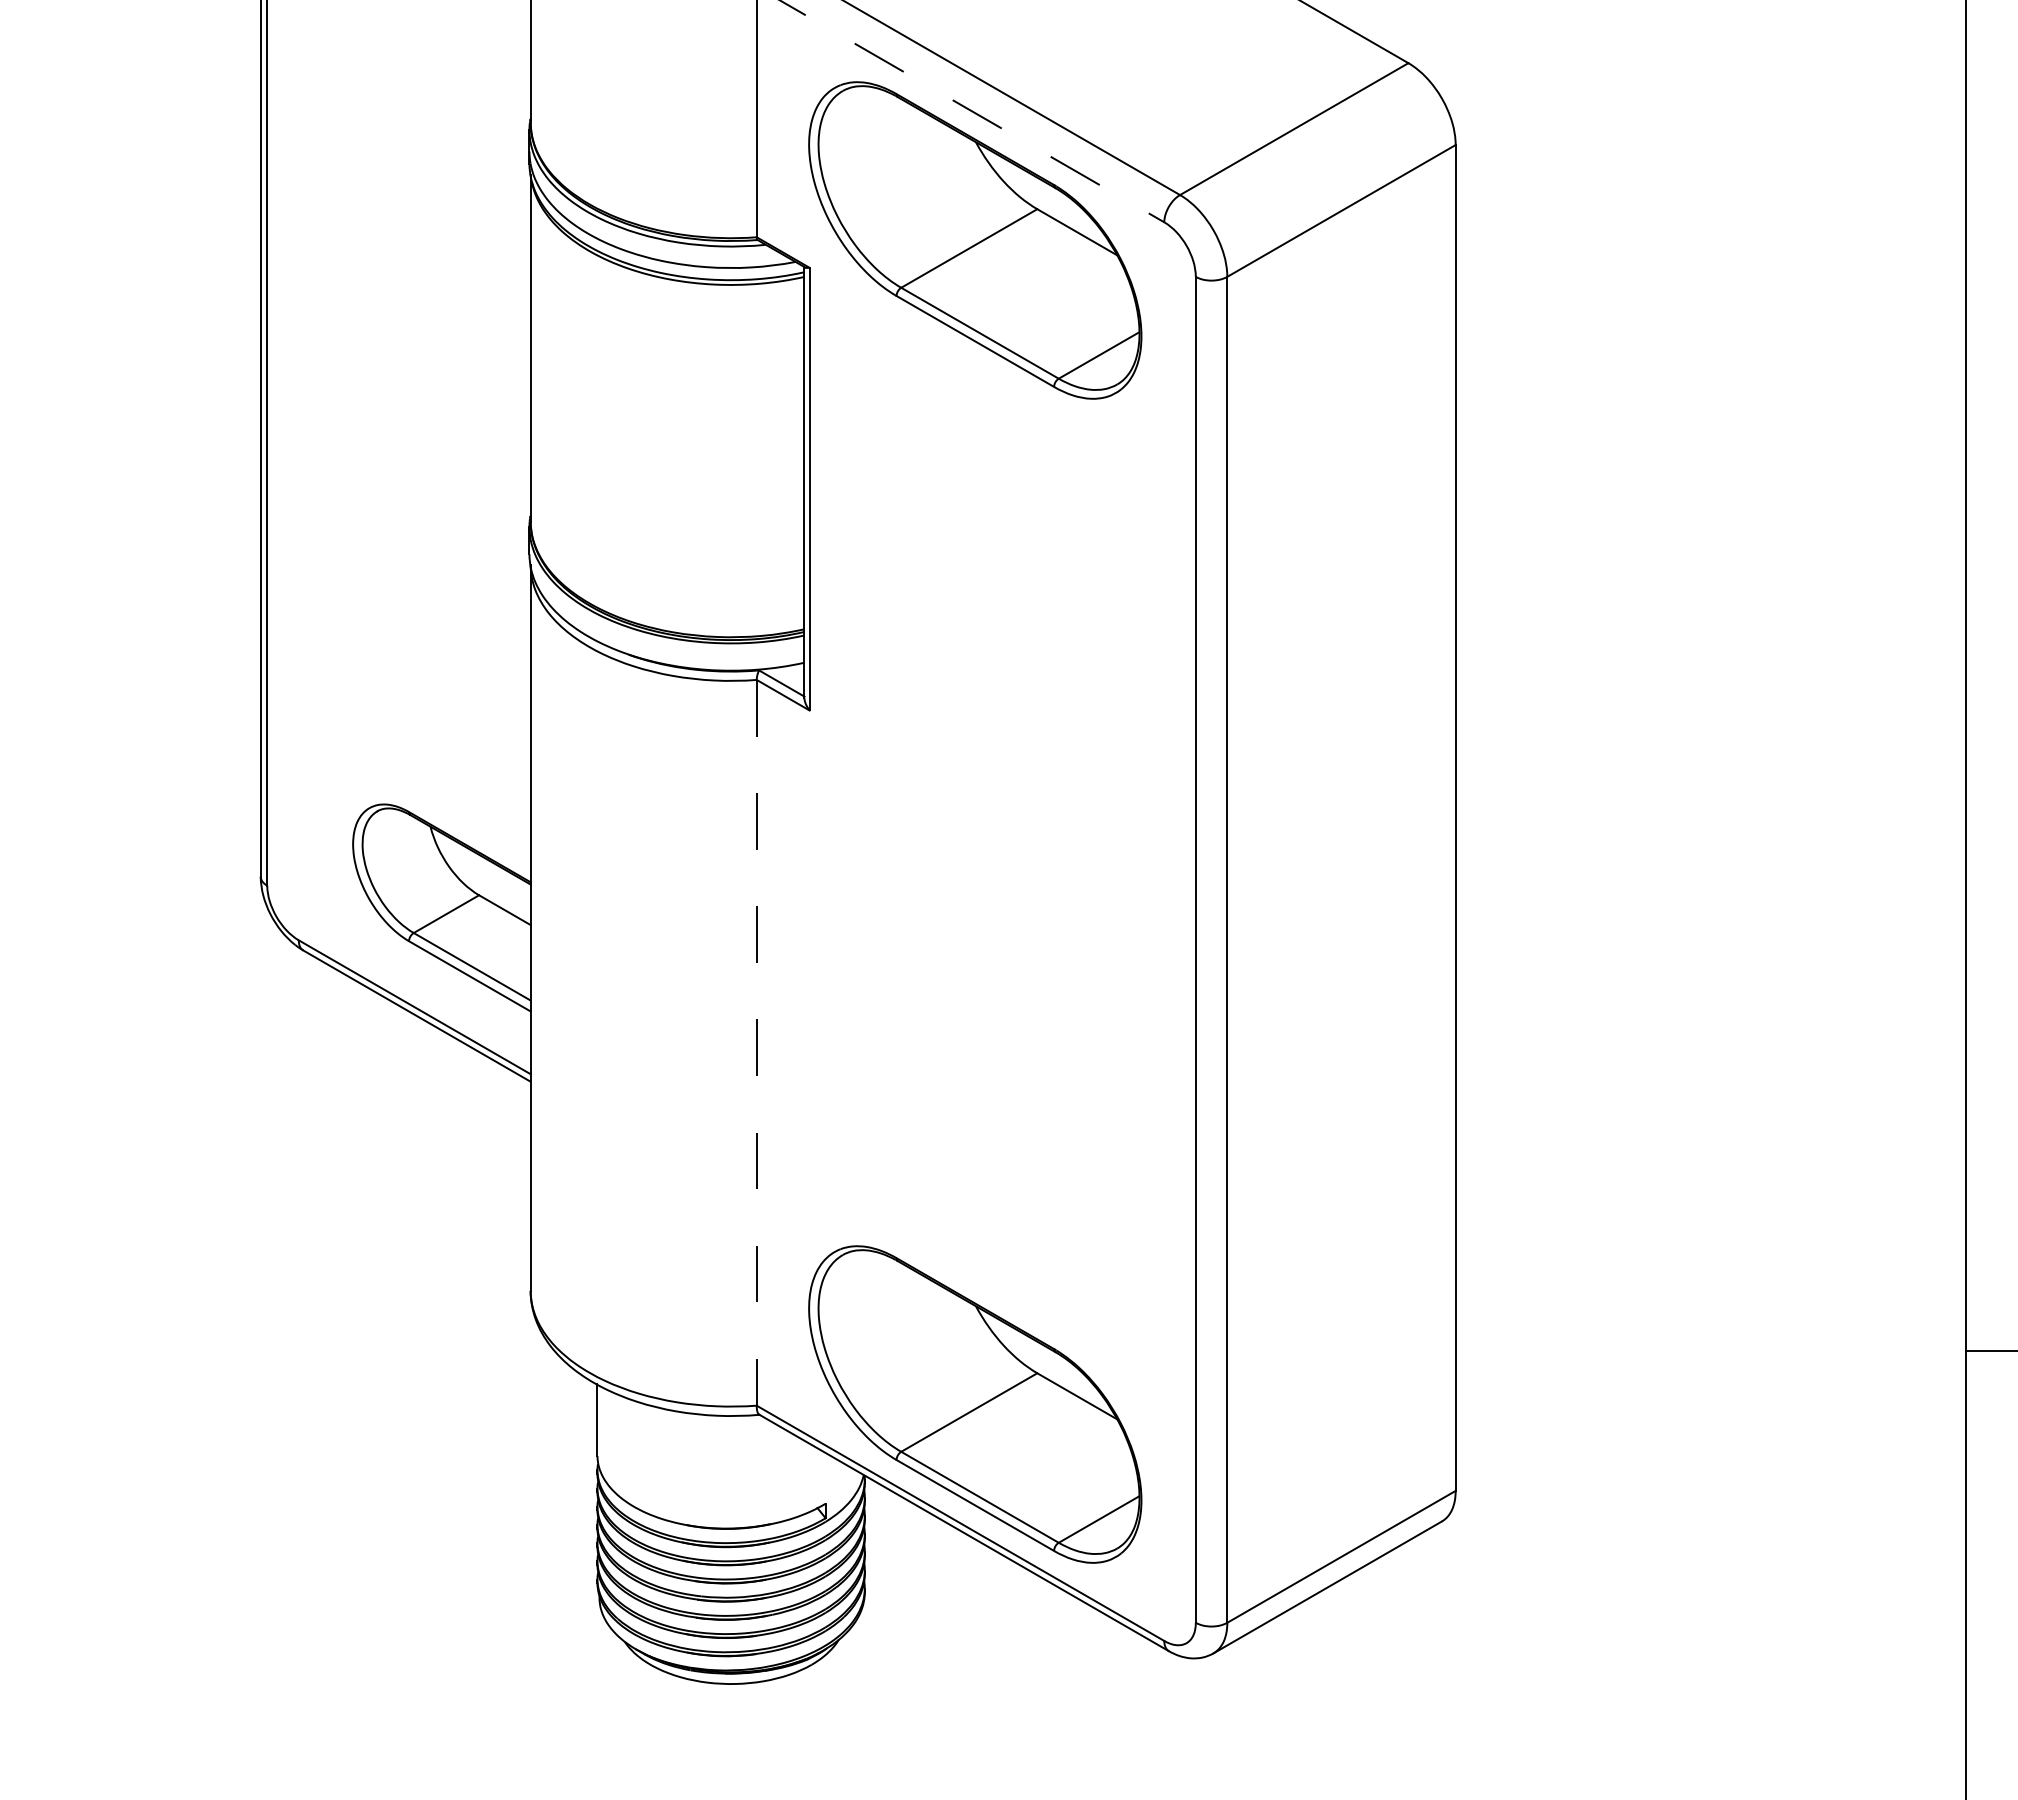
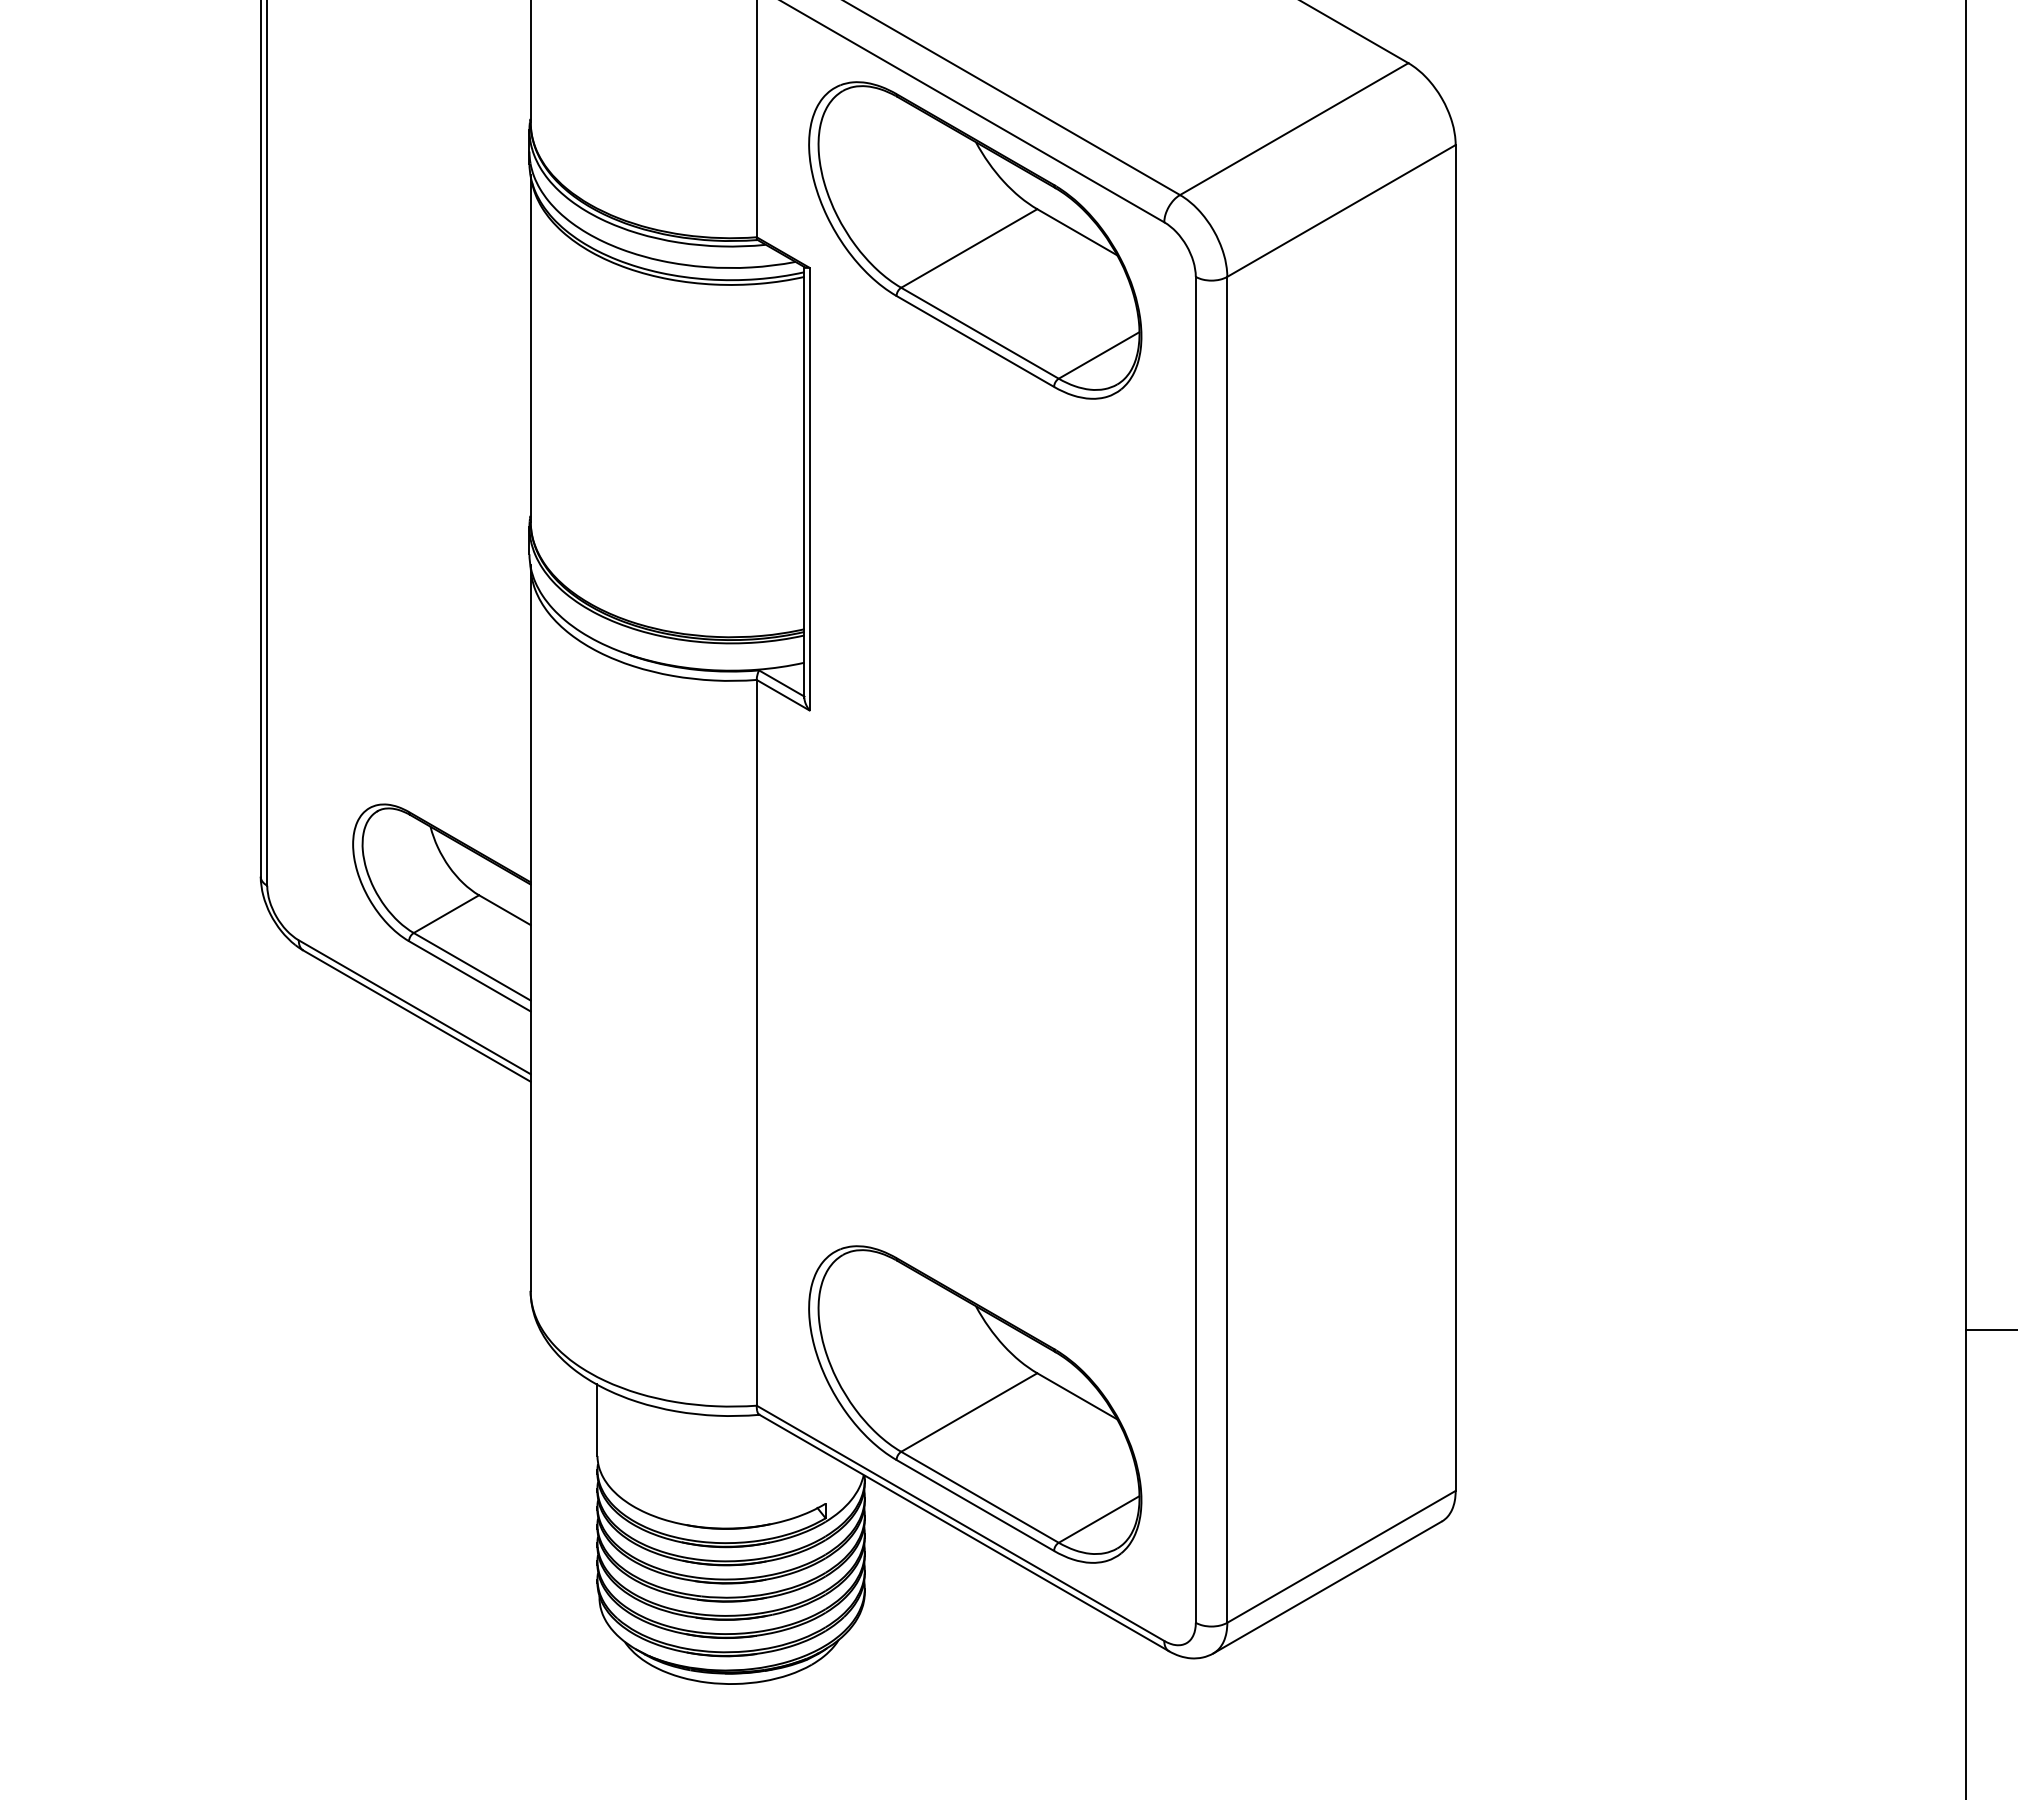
line: dashed -> solid (972, 111)
line: dashed -> solid (756, 1042)
line position: (1990, 1350) -> (1990, 1329) (1990, 1329)
